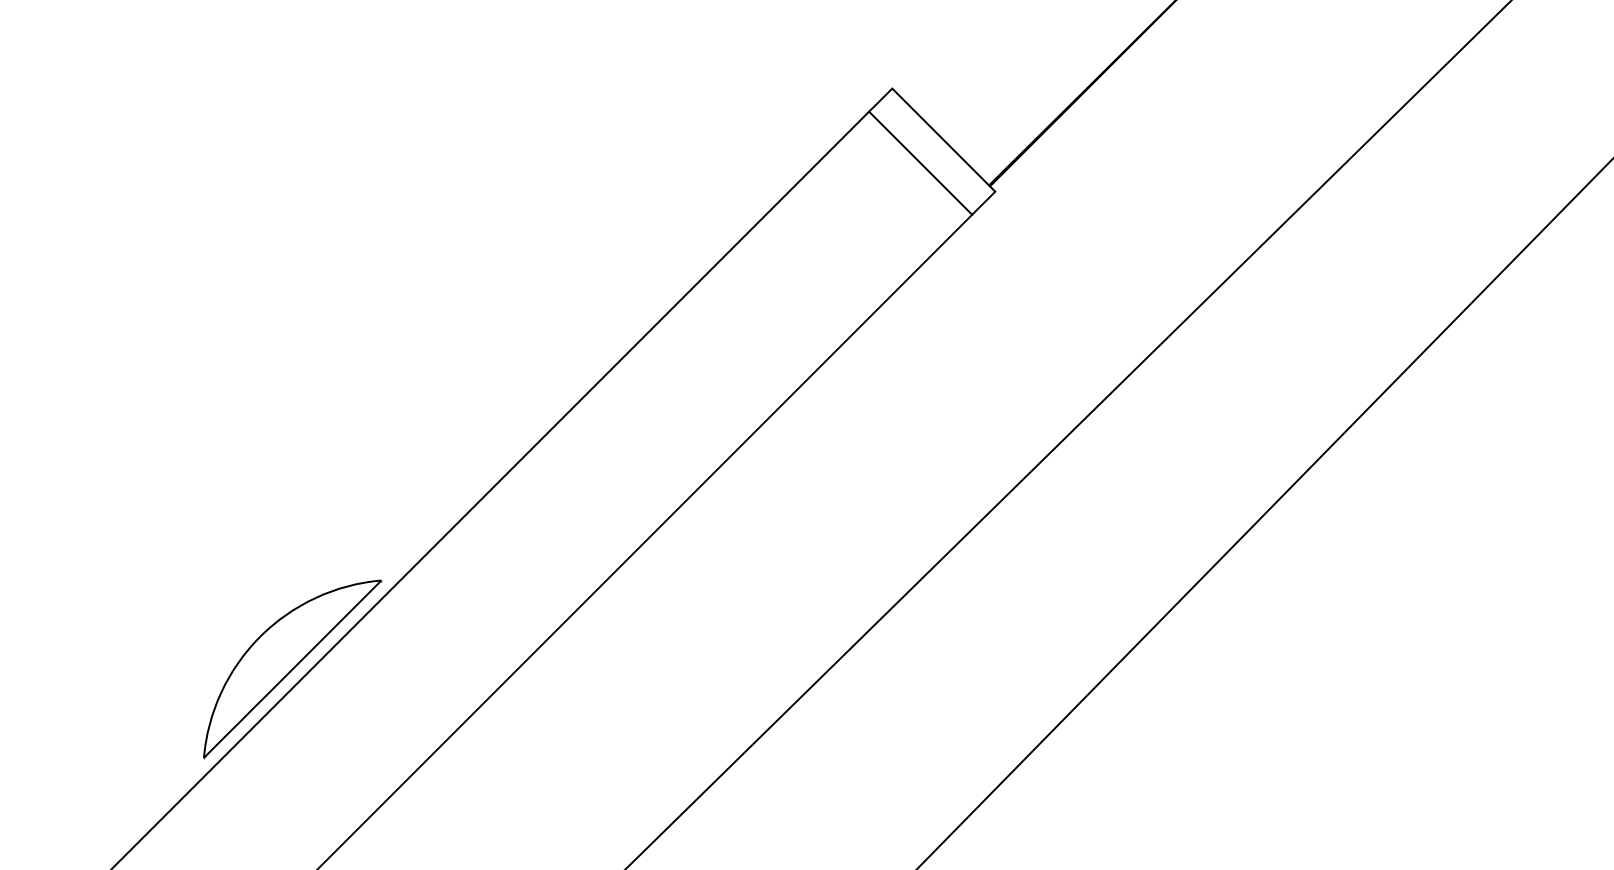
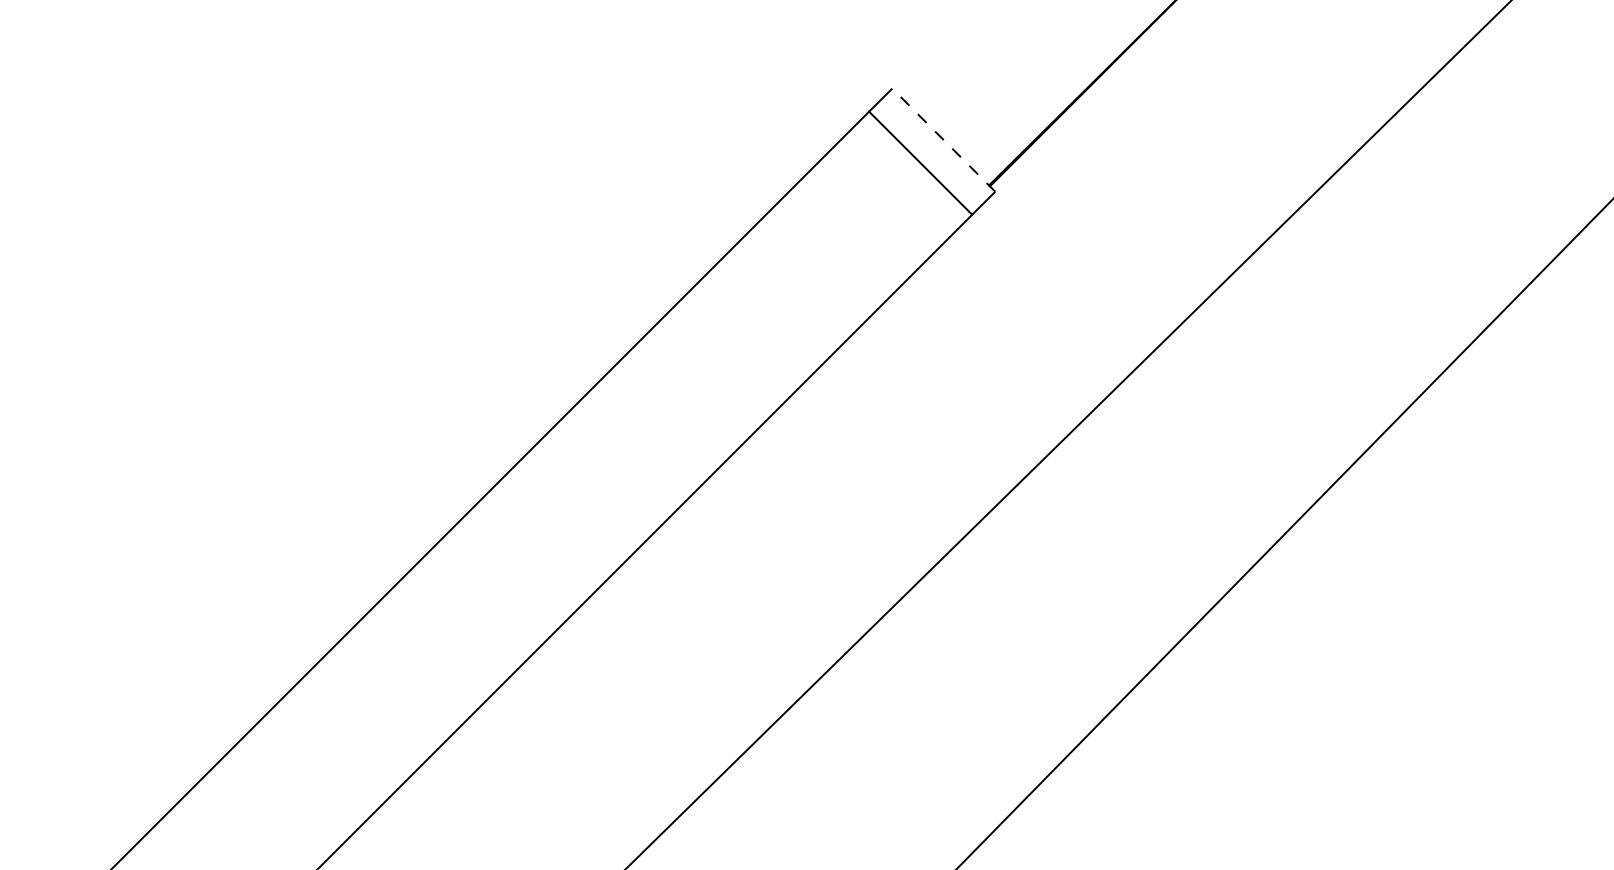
line: solid -> dashed (943, 140)
line position: (1264, 513) -> (1284, 533) (1284, 533)
part: present -> none (292, 669)
